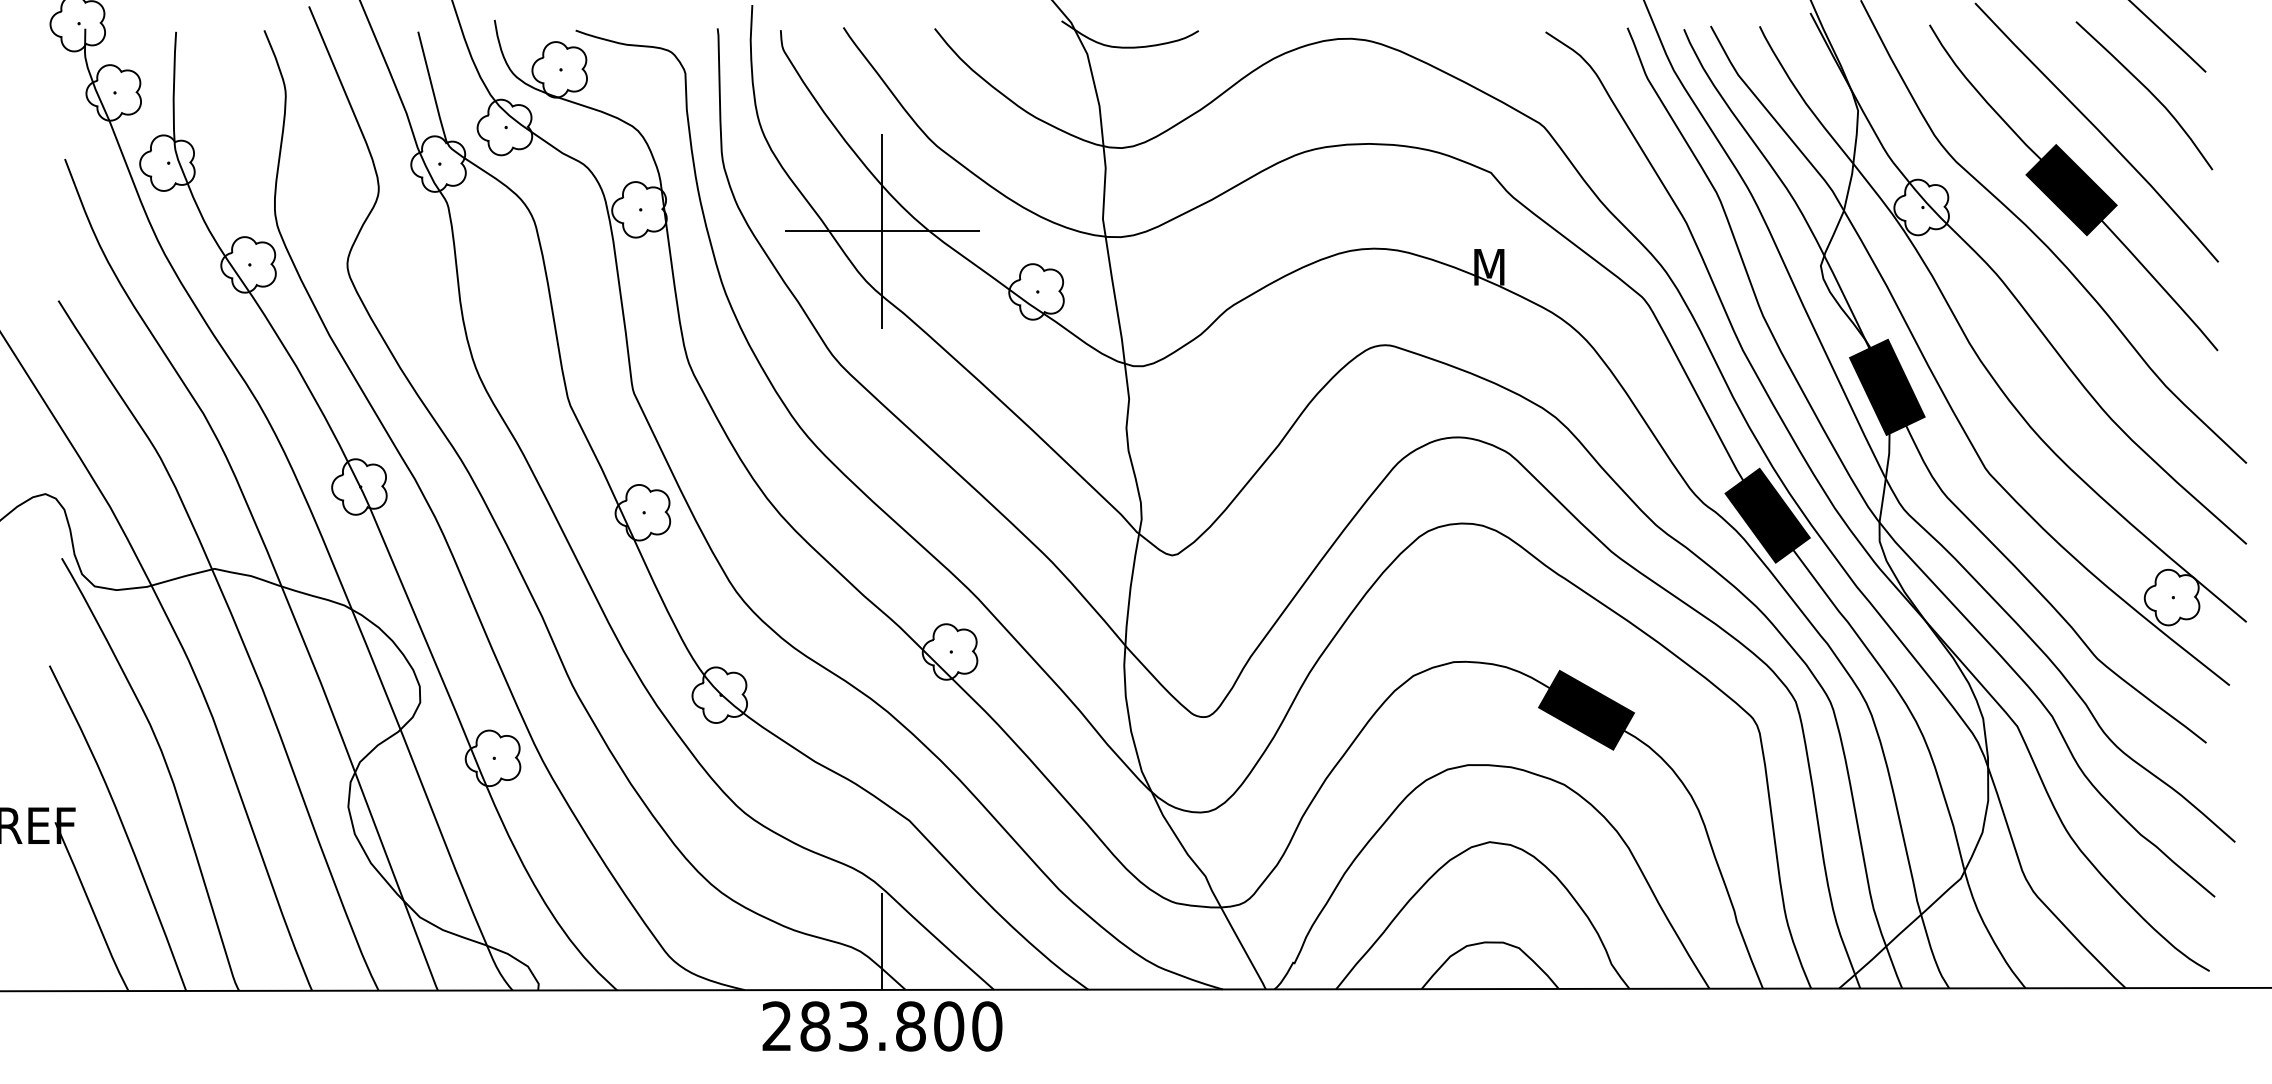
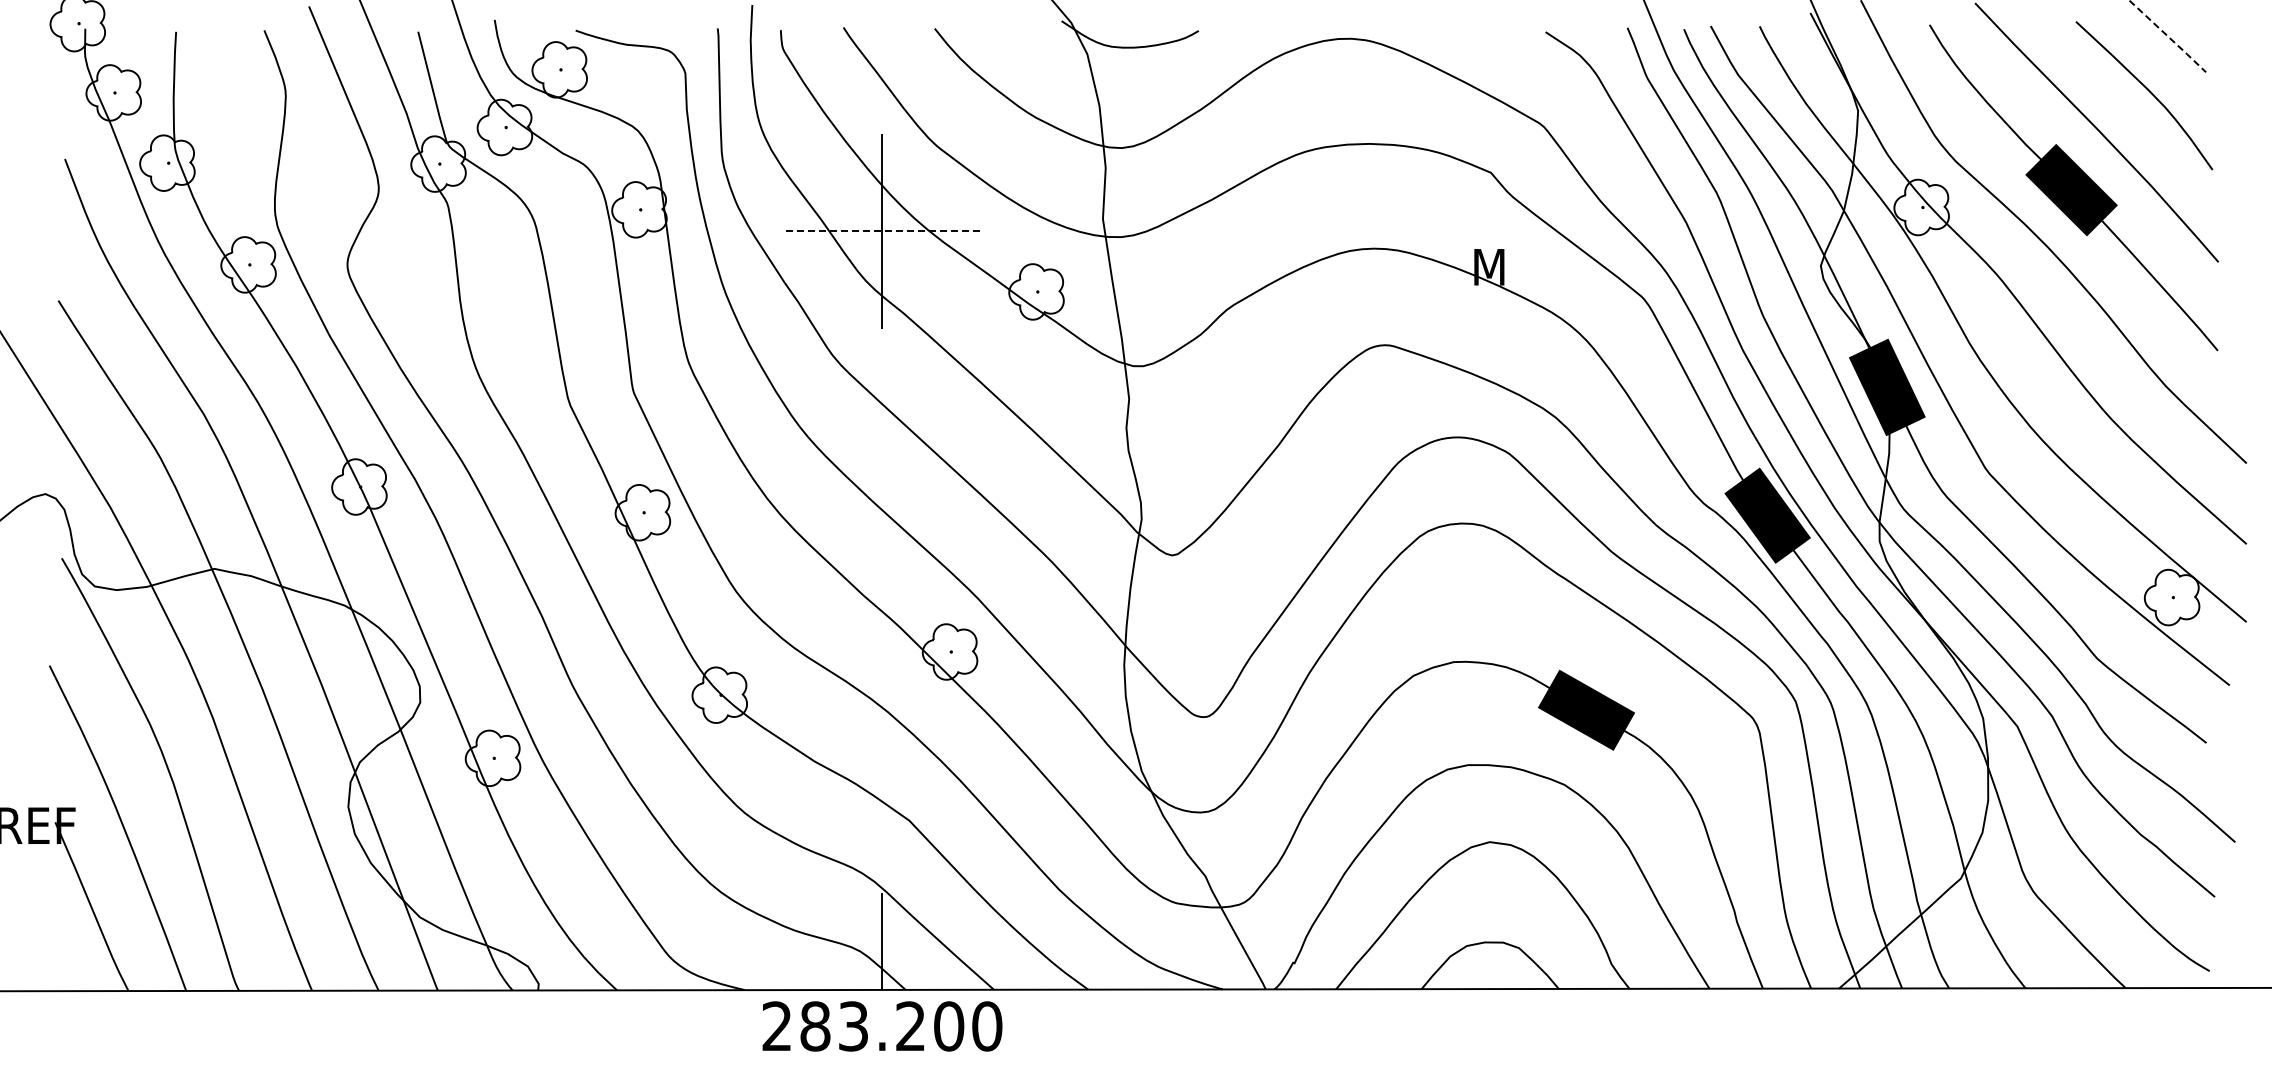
line: solid -> dashed (2168, 37)
line: solid -> dashed (881, 231)
text: 283.800 -> 283.200 (910, 1026)
